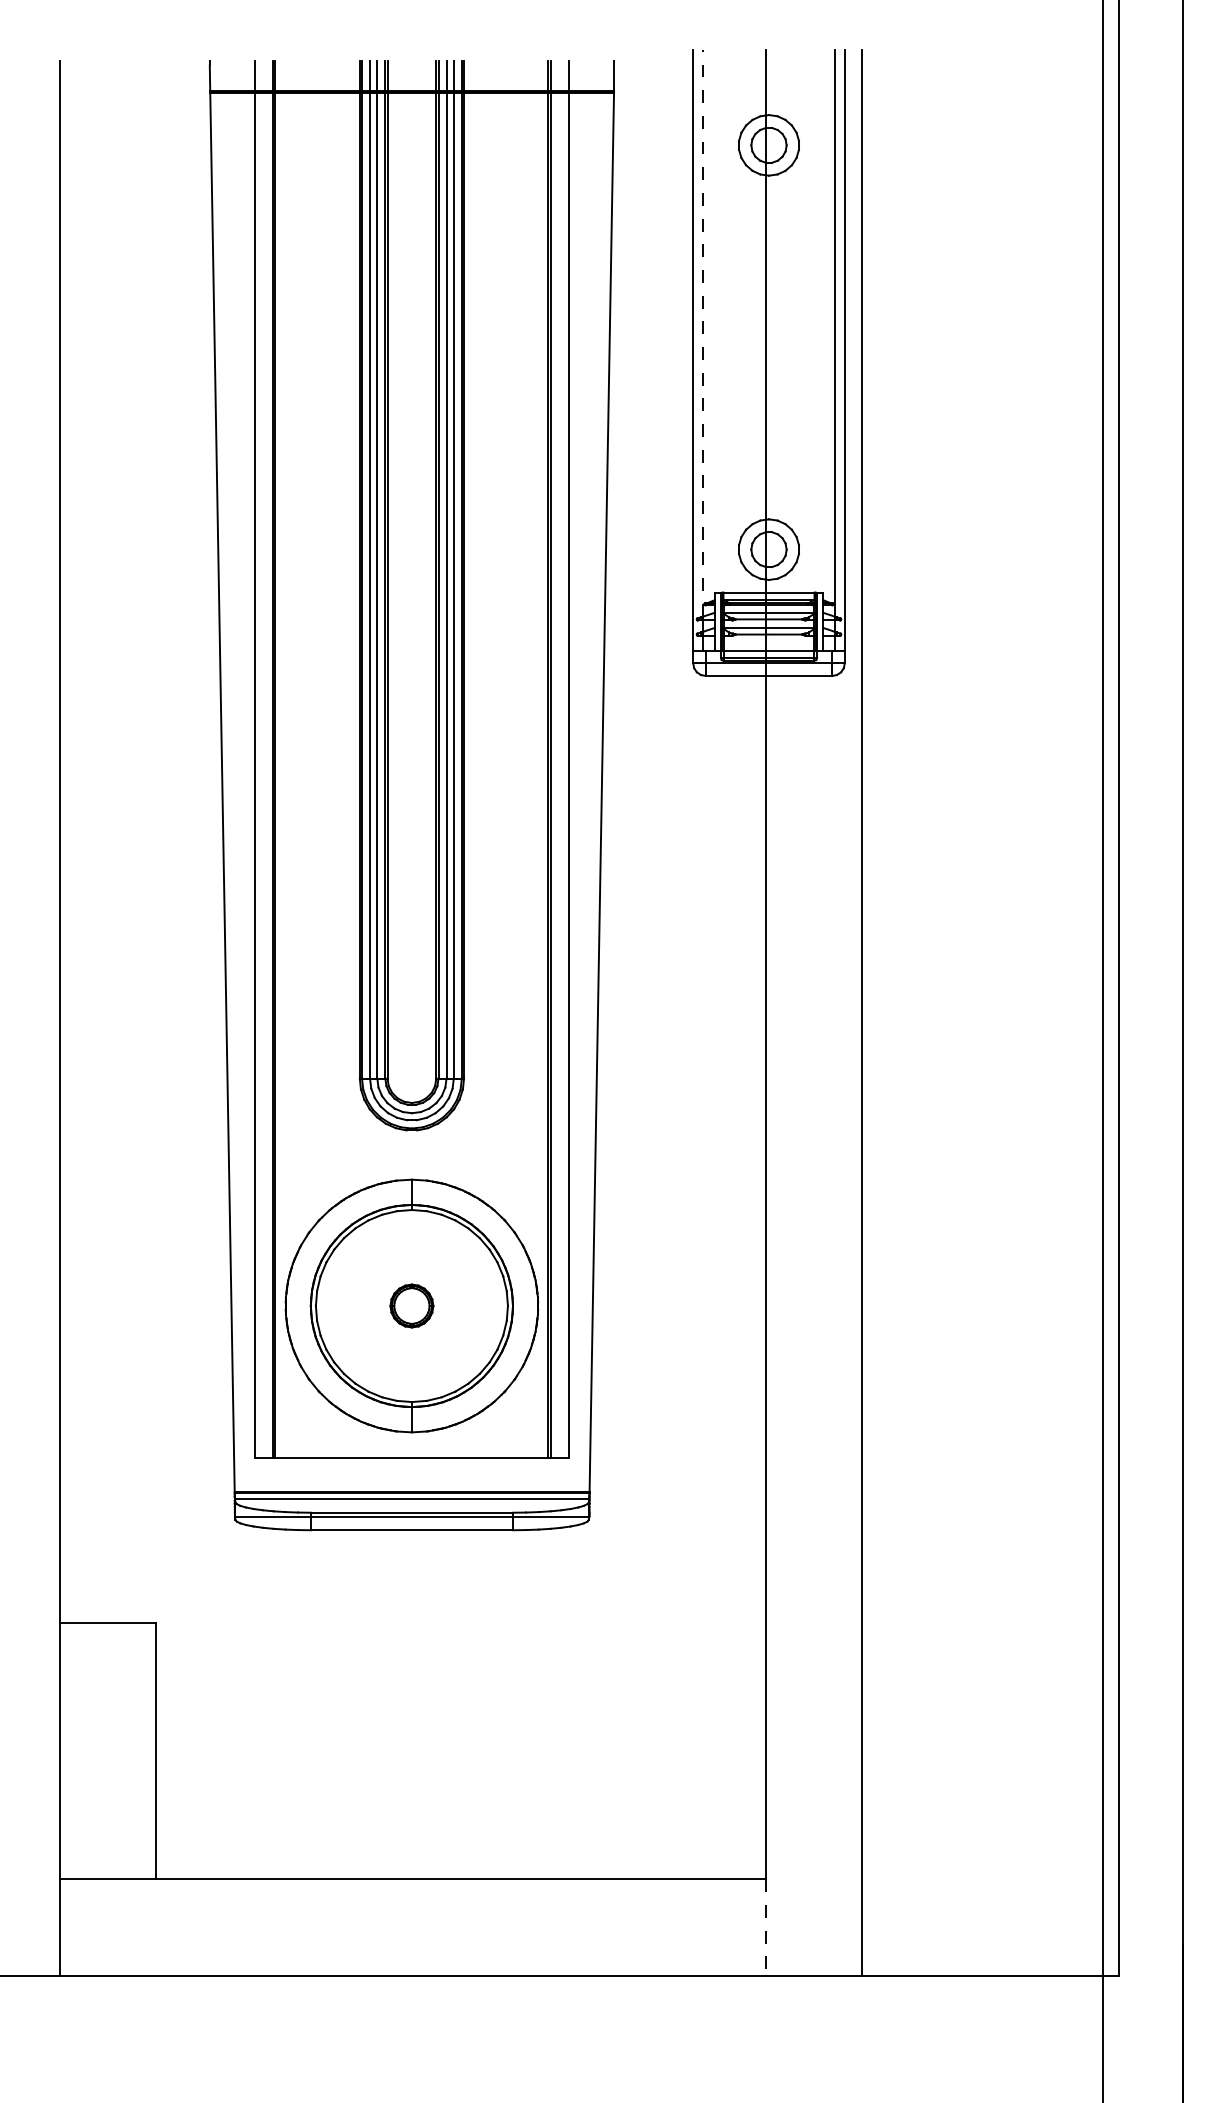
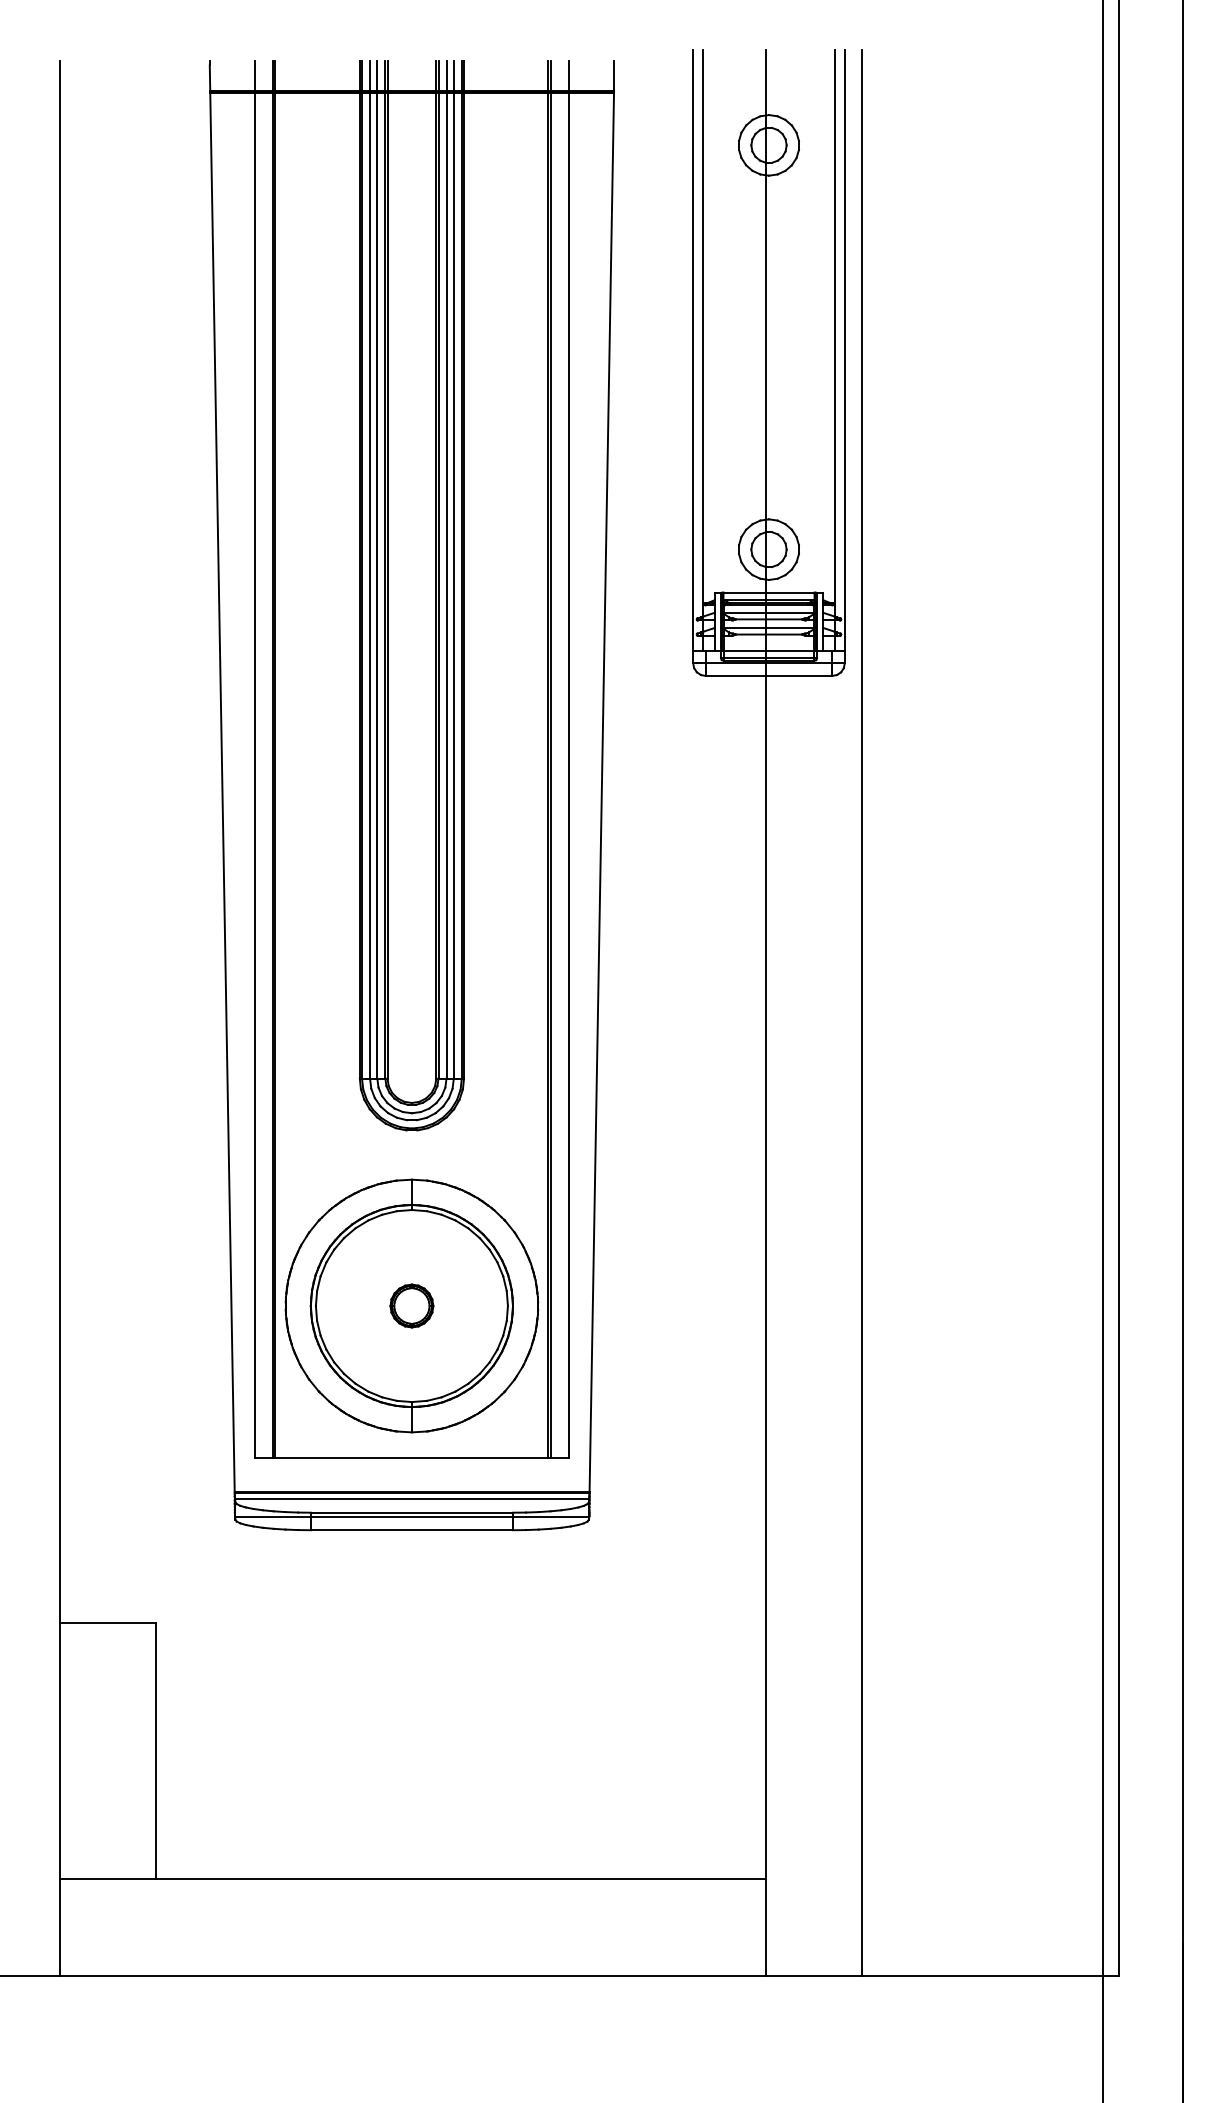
line: dashed -> solid (703, 332)
line: dashed -> solid (766, 1928)
